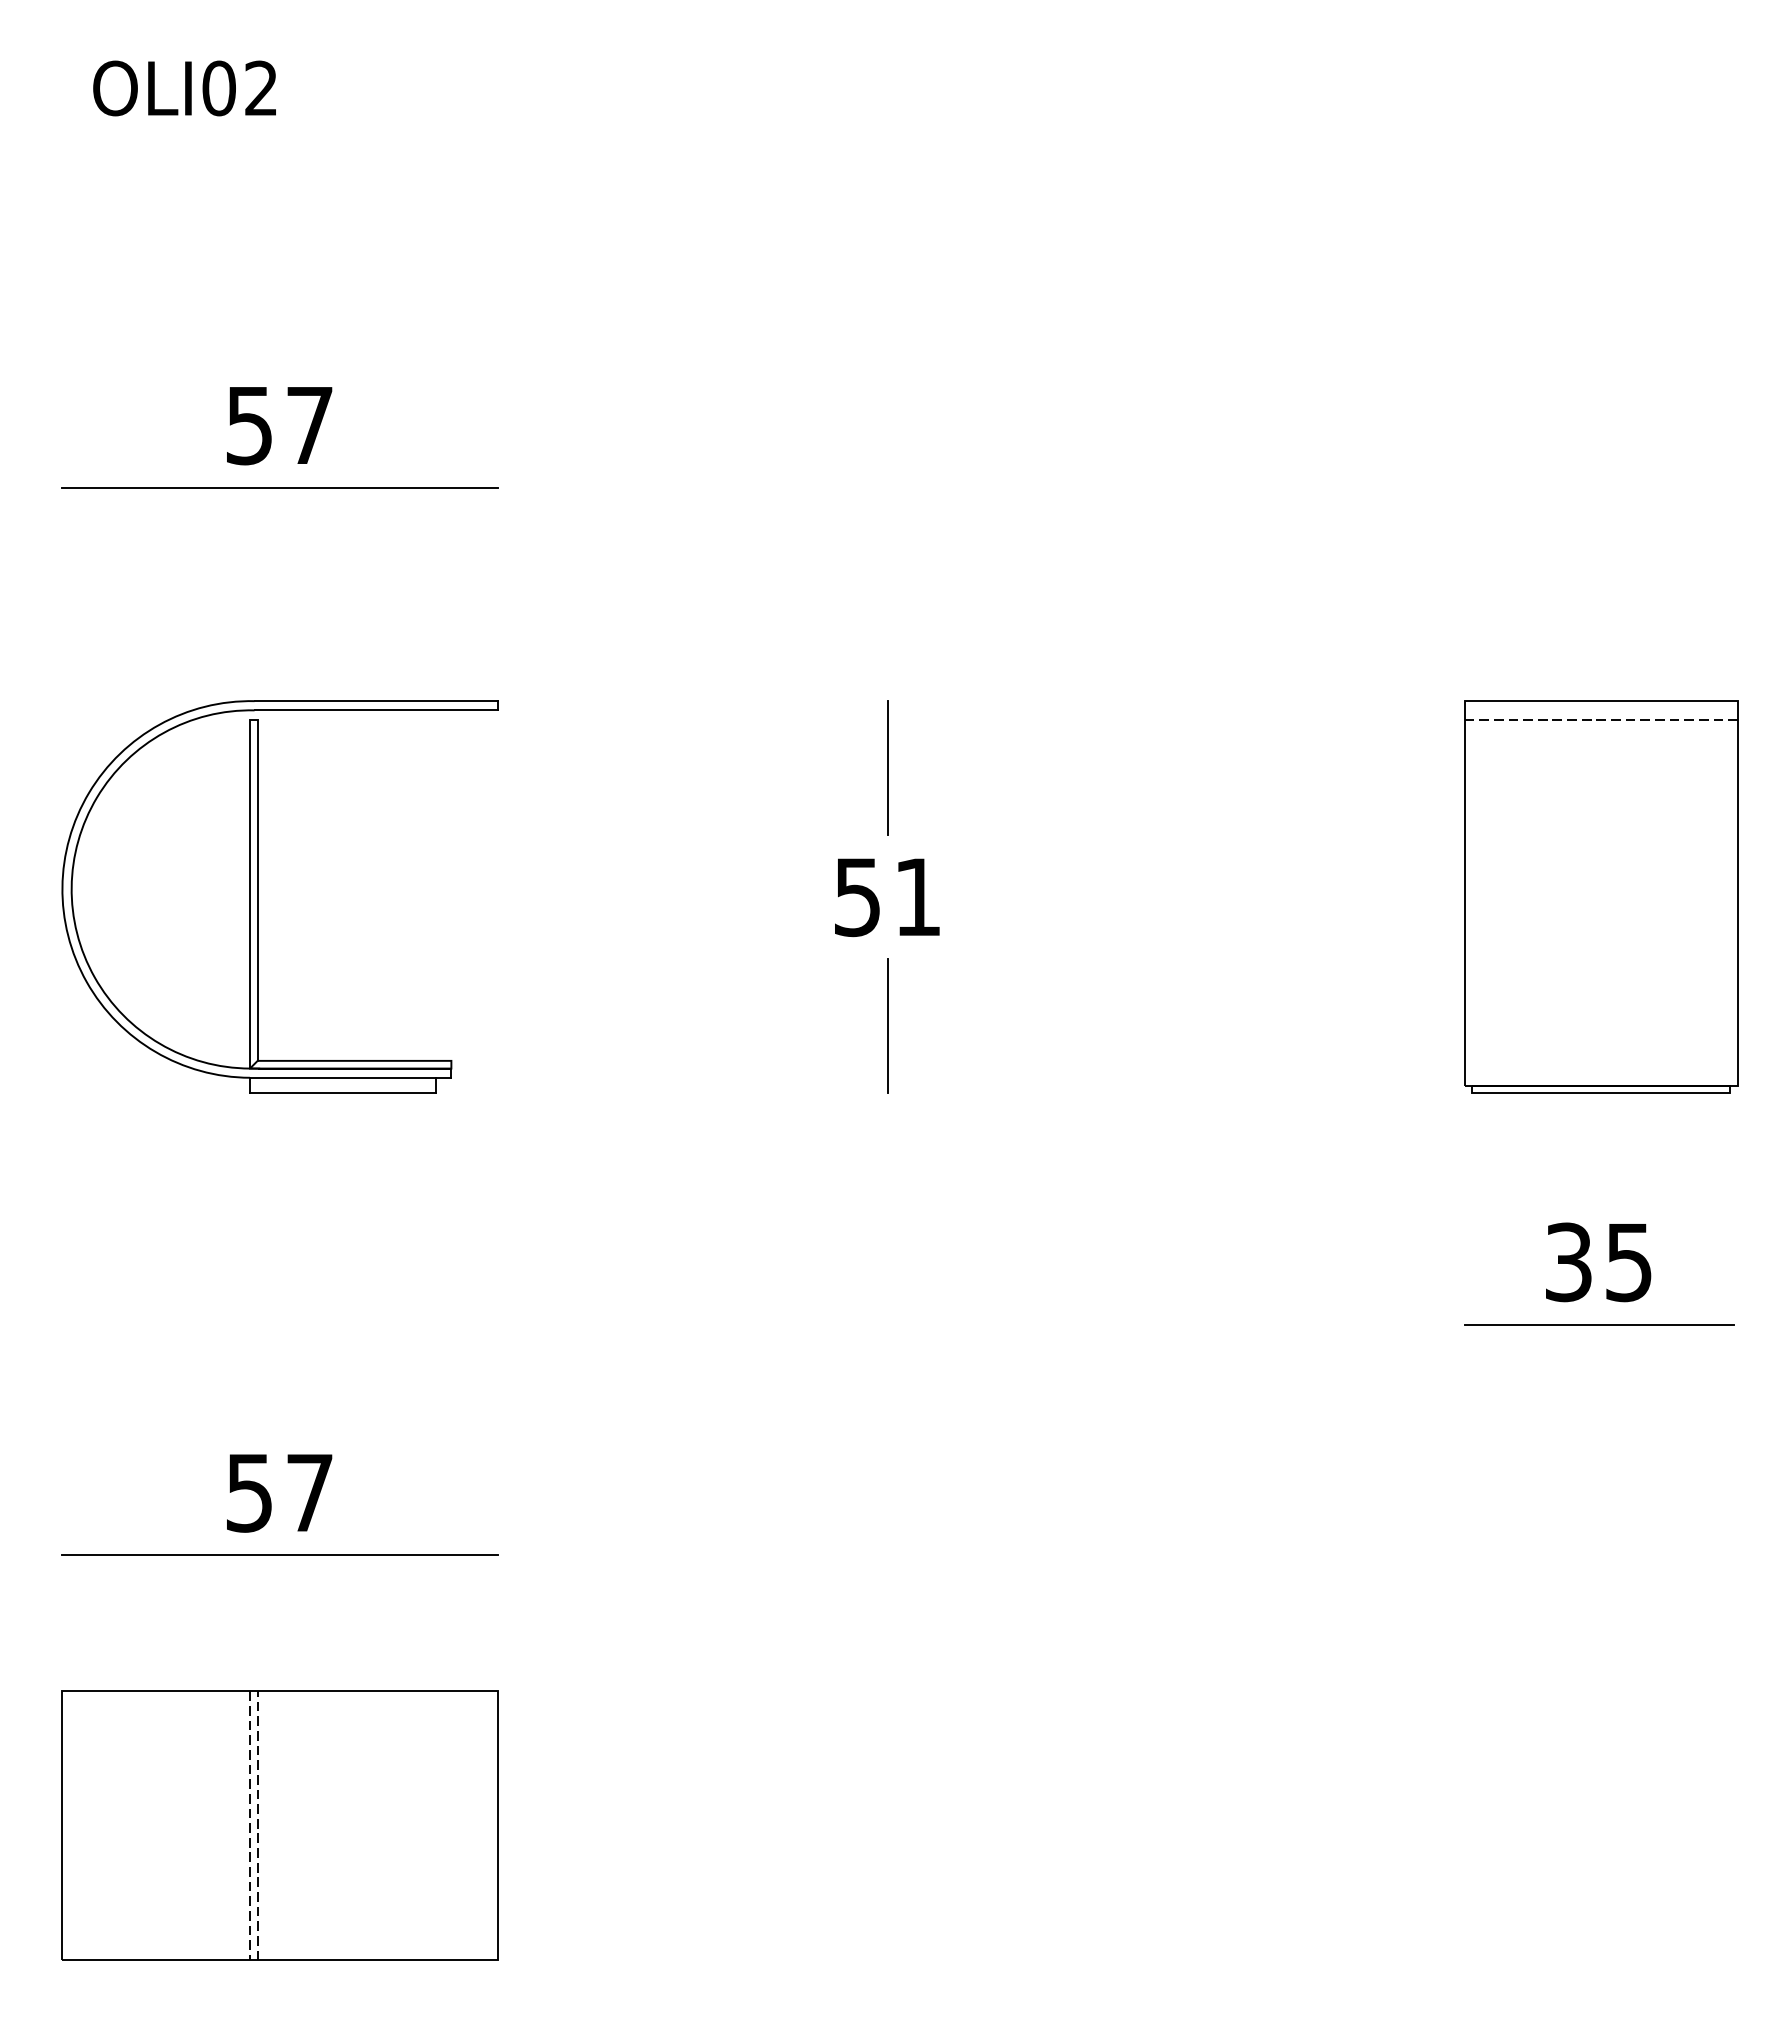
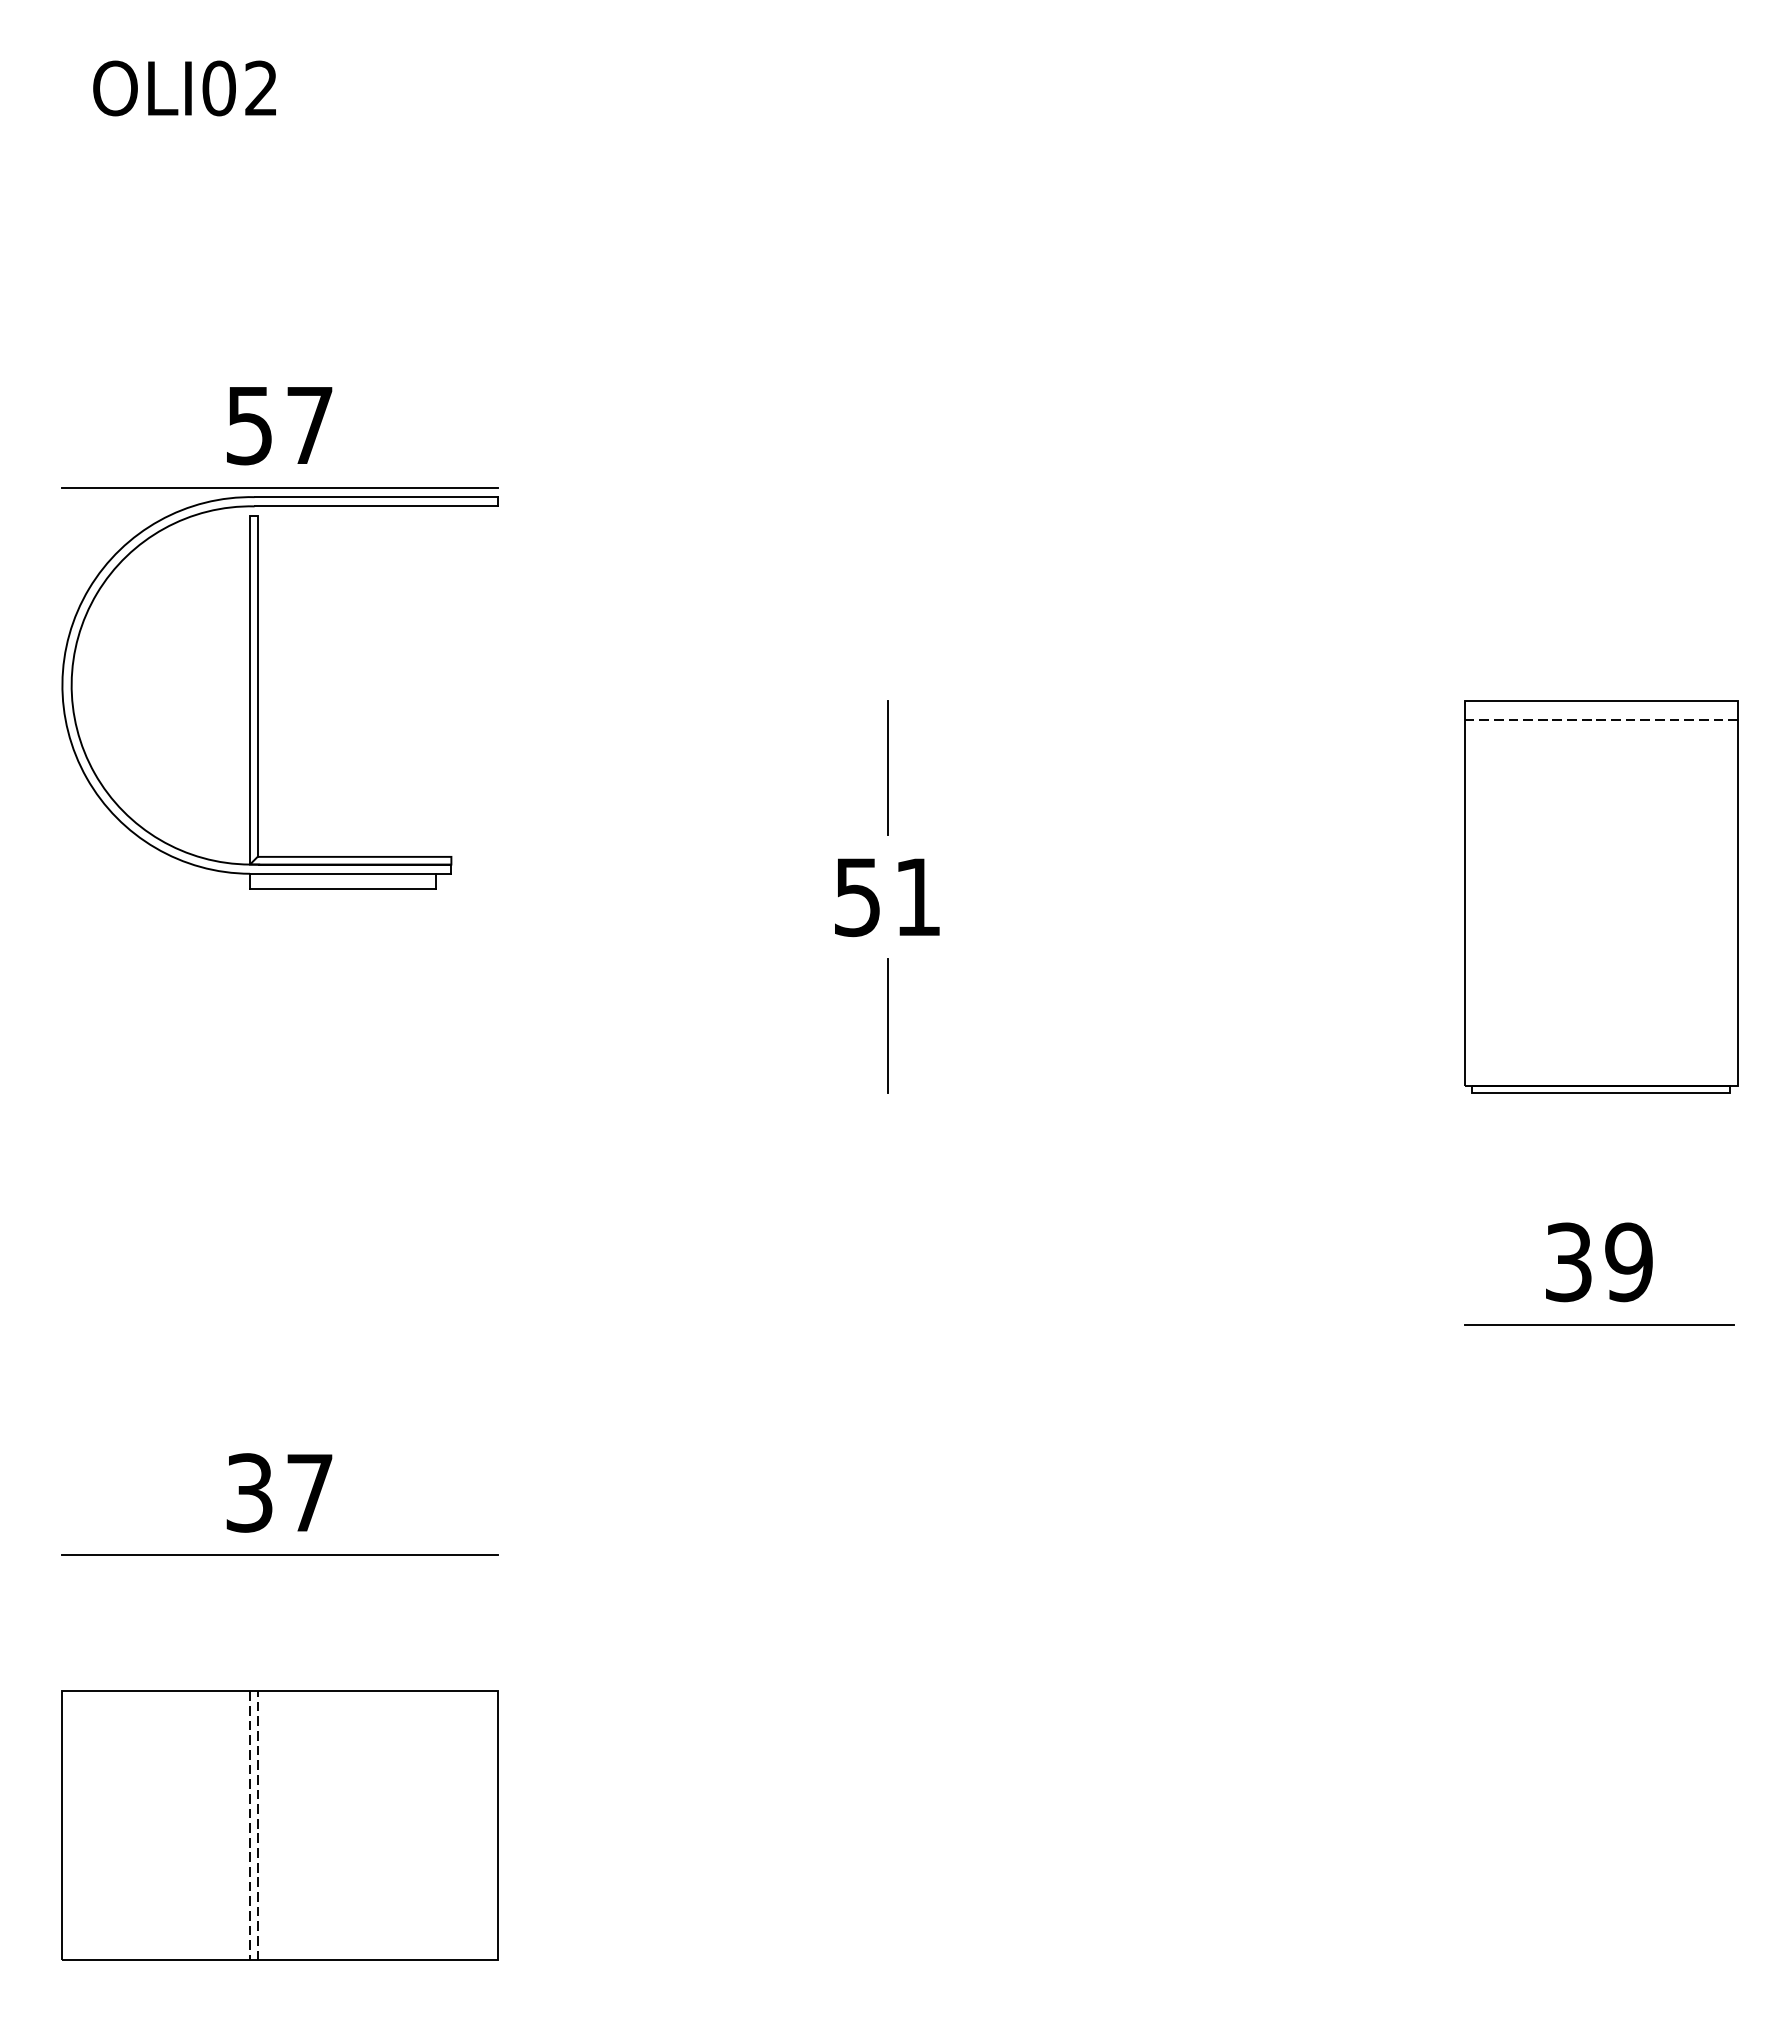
part position: (258, 896) -> (258, 692) (258, 692)
text: 35 -> 39 (1628, 1262)
text: 57 -> 37 (249, 1492)
